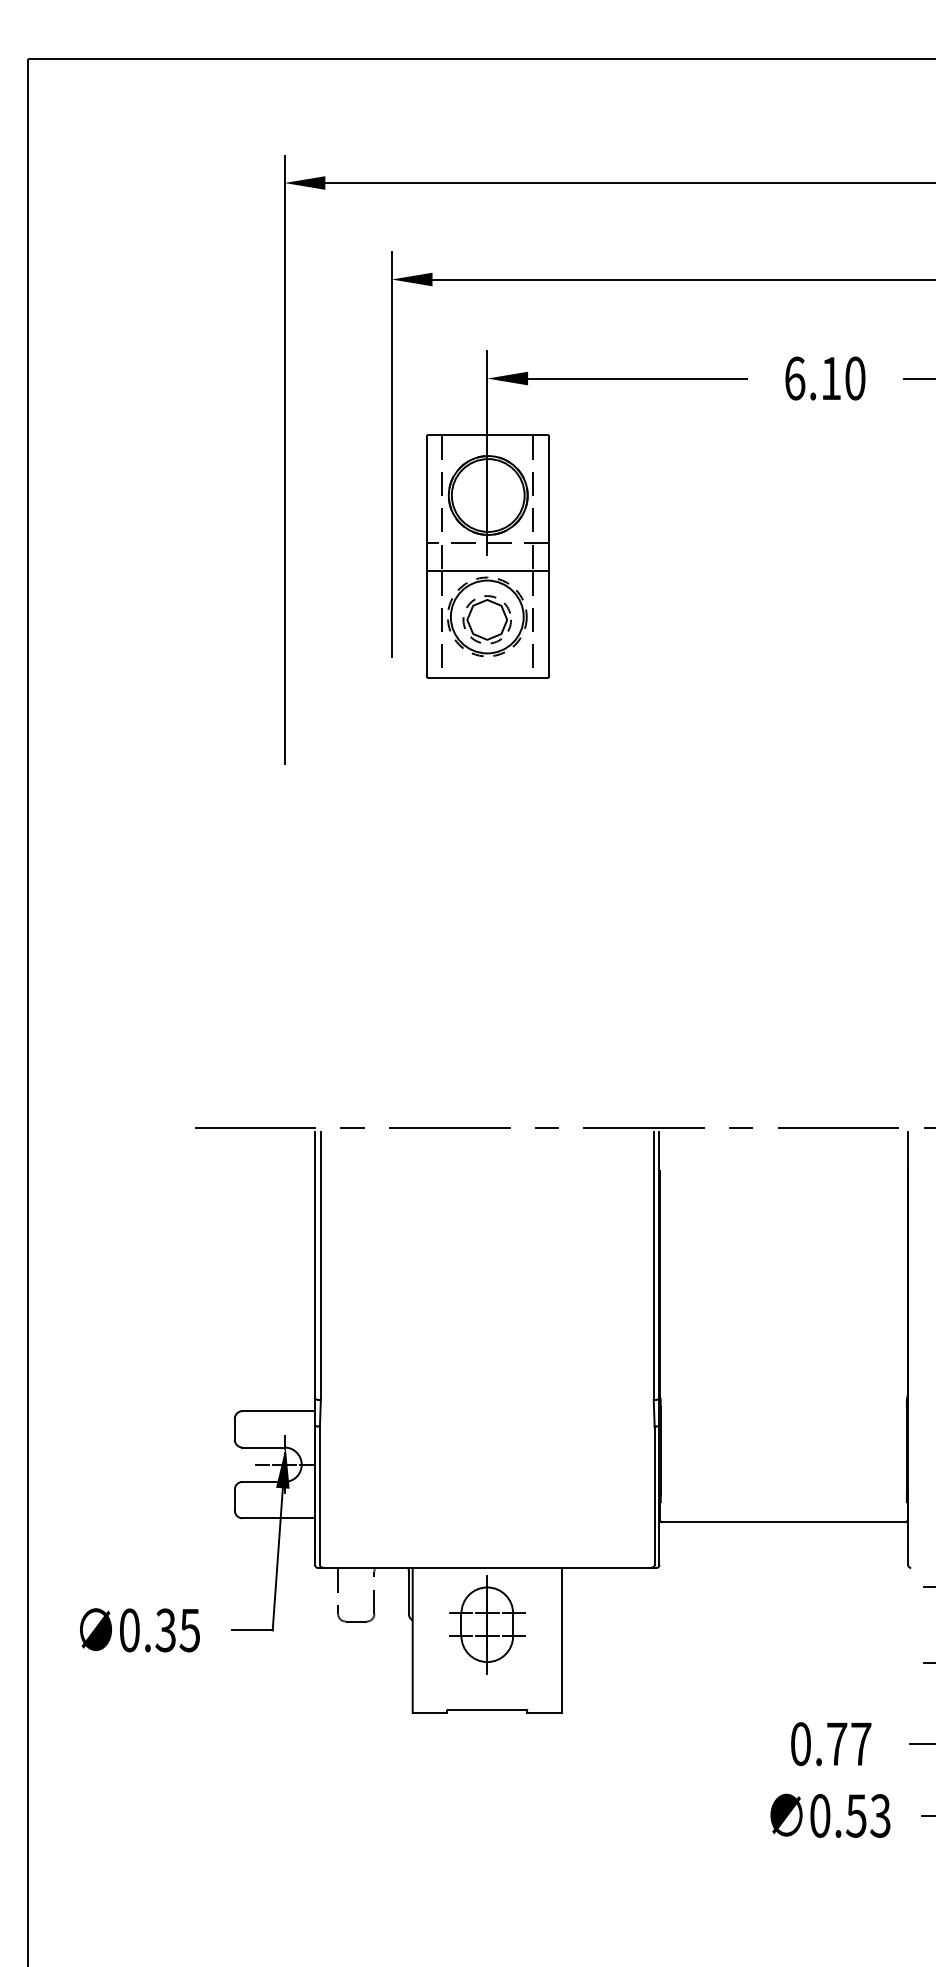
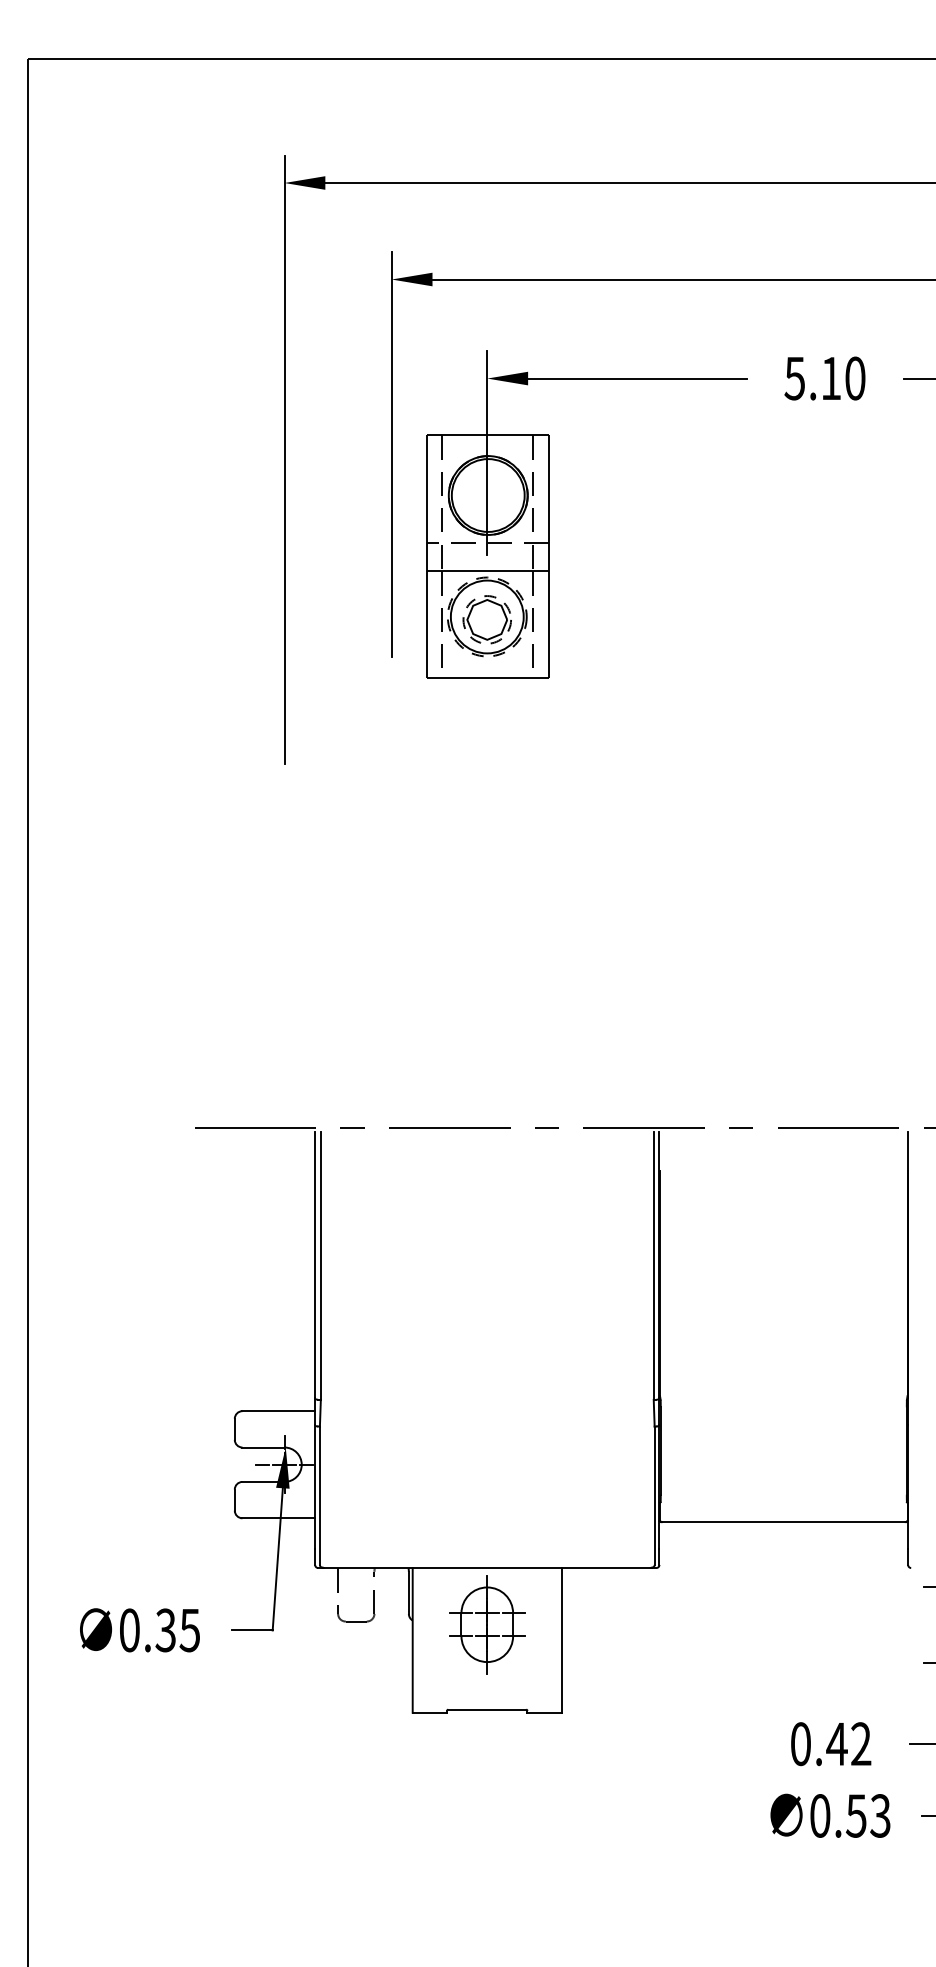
text: 6.10 -> 5.10 (794, 378)
text: 0.77 -> 0.42 (848, 1743)
